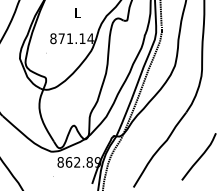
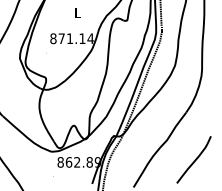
curve position: (199, 156) -> (194, 159) (194, 159)
